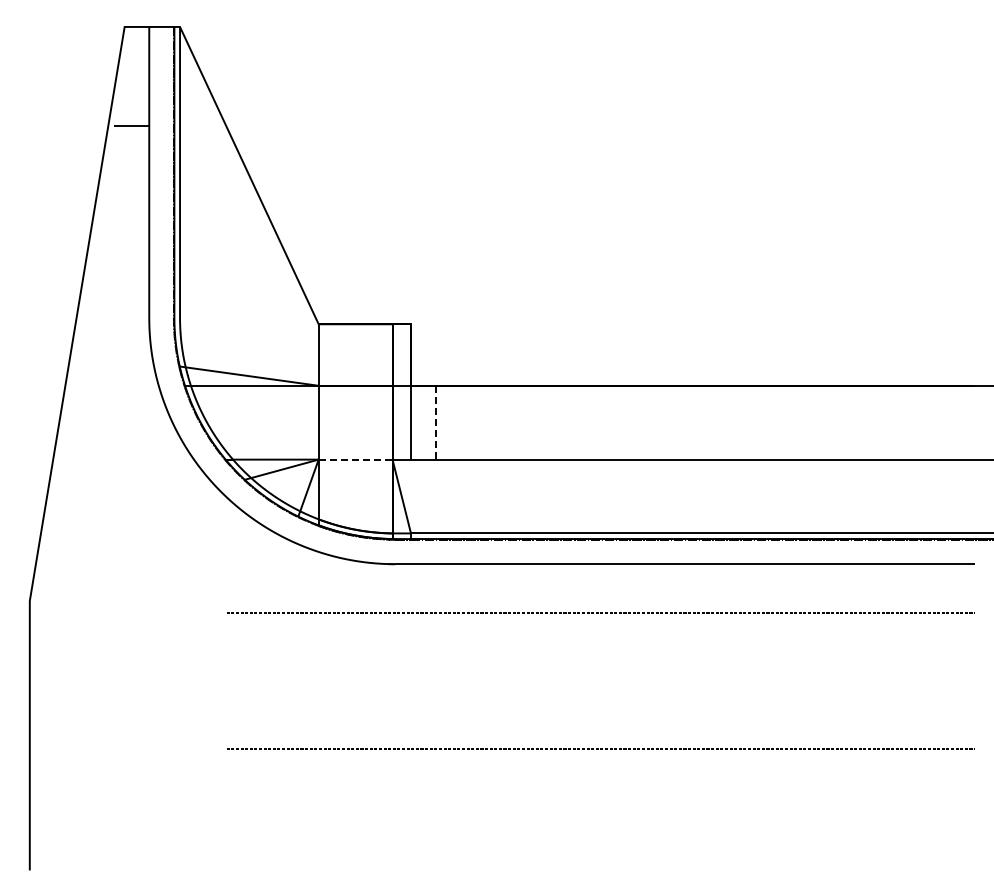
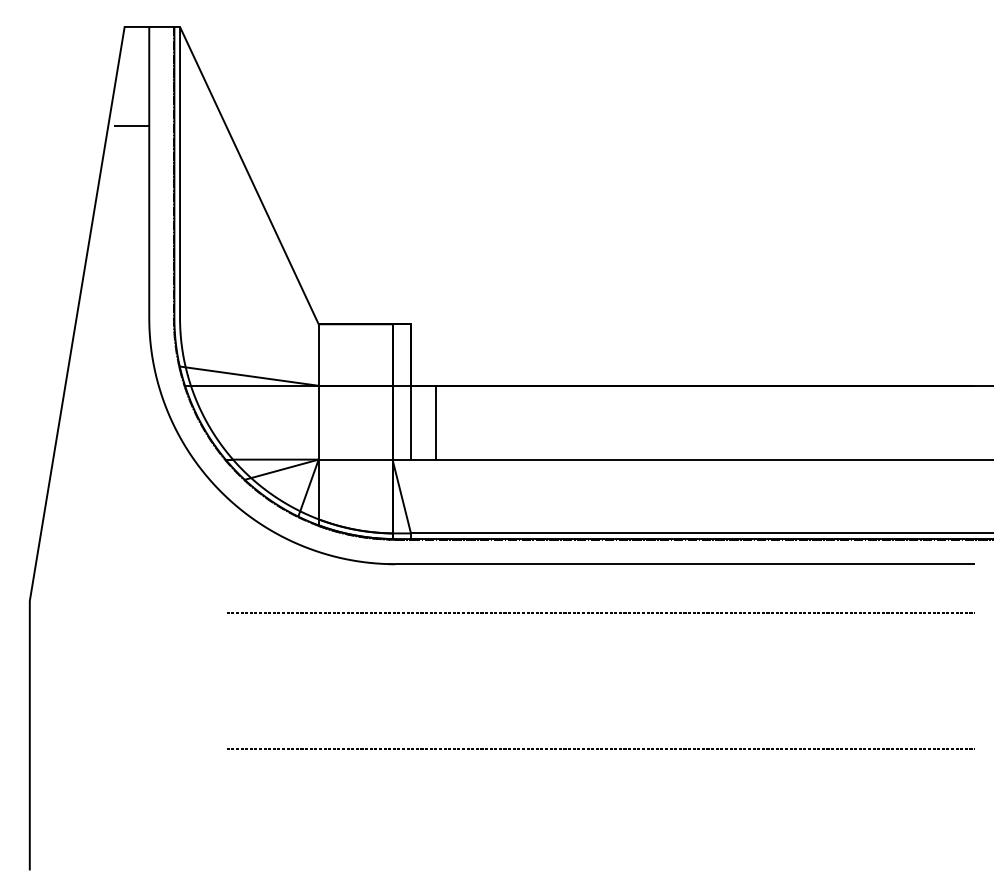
line: dashed -> solid (435, 422)
line: dashed -> solid (355, 459)
